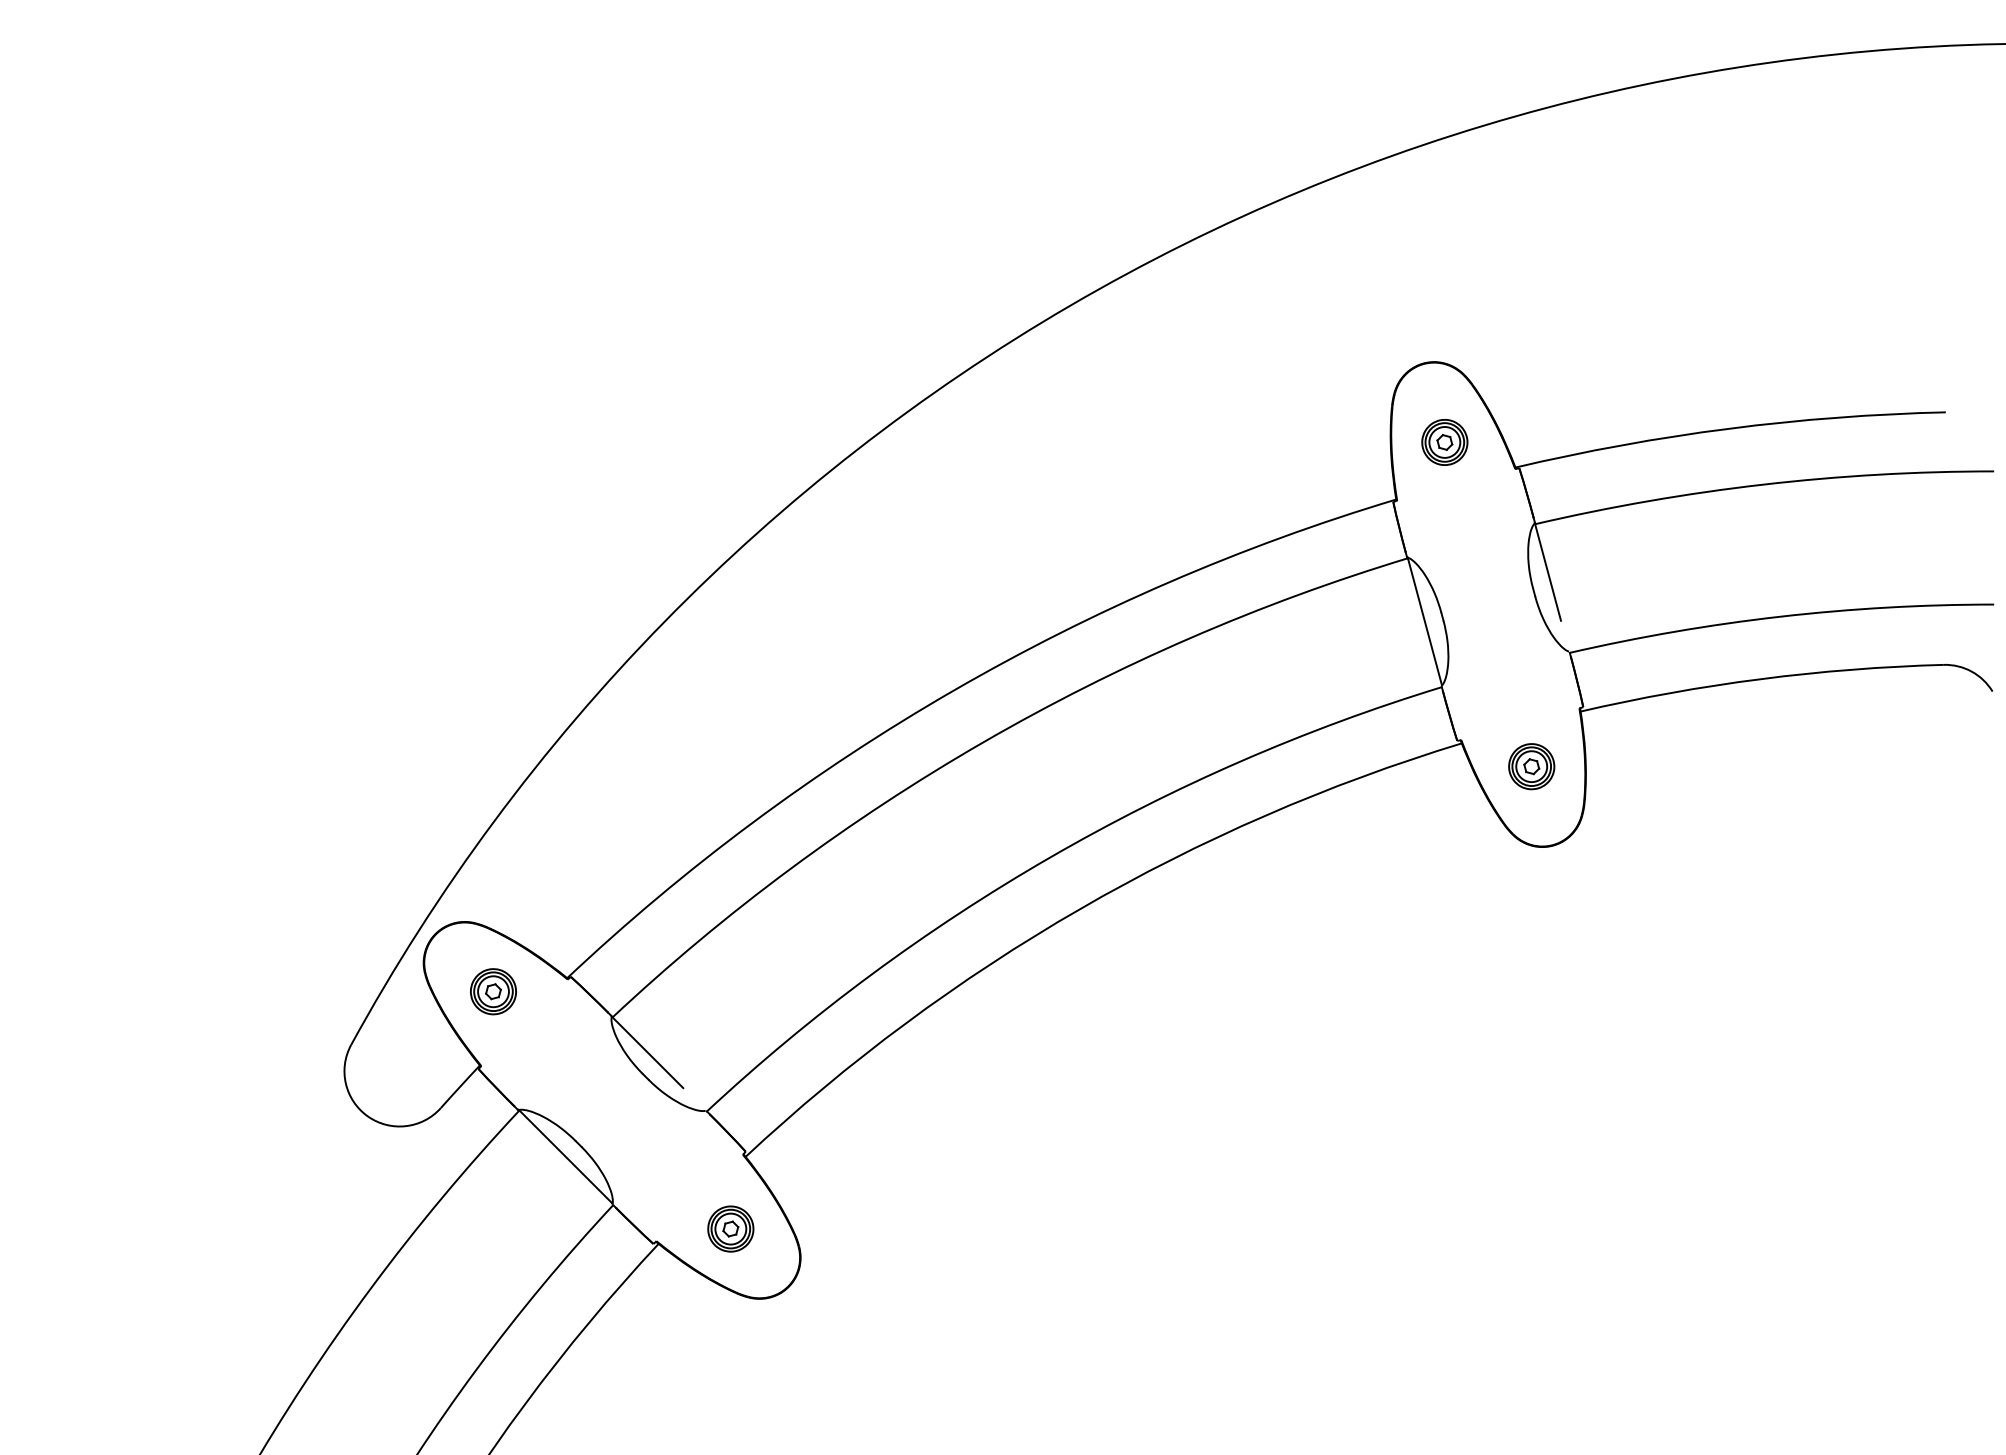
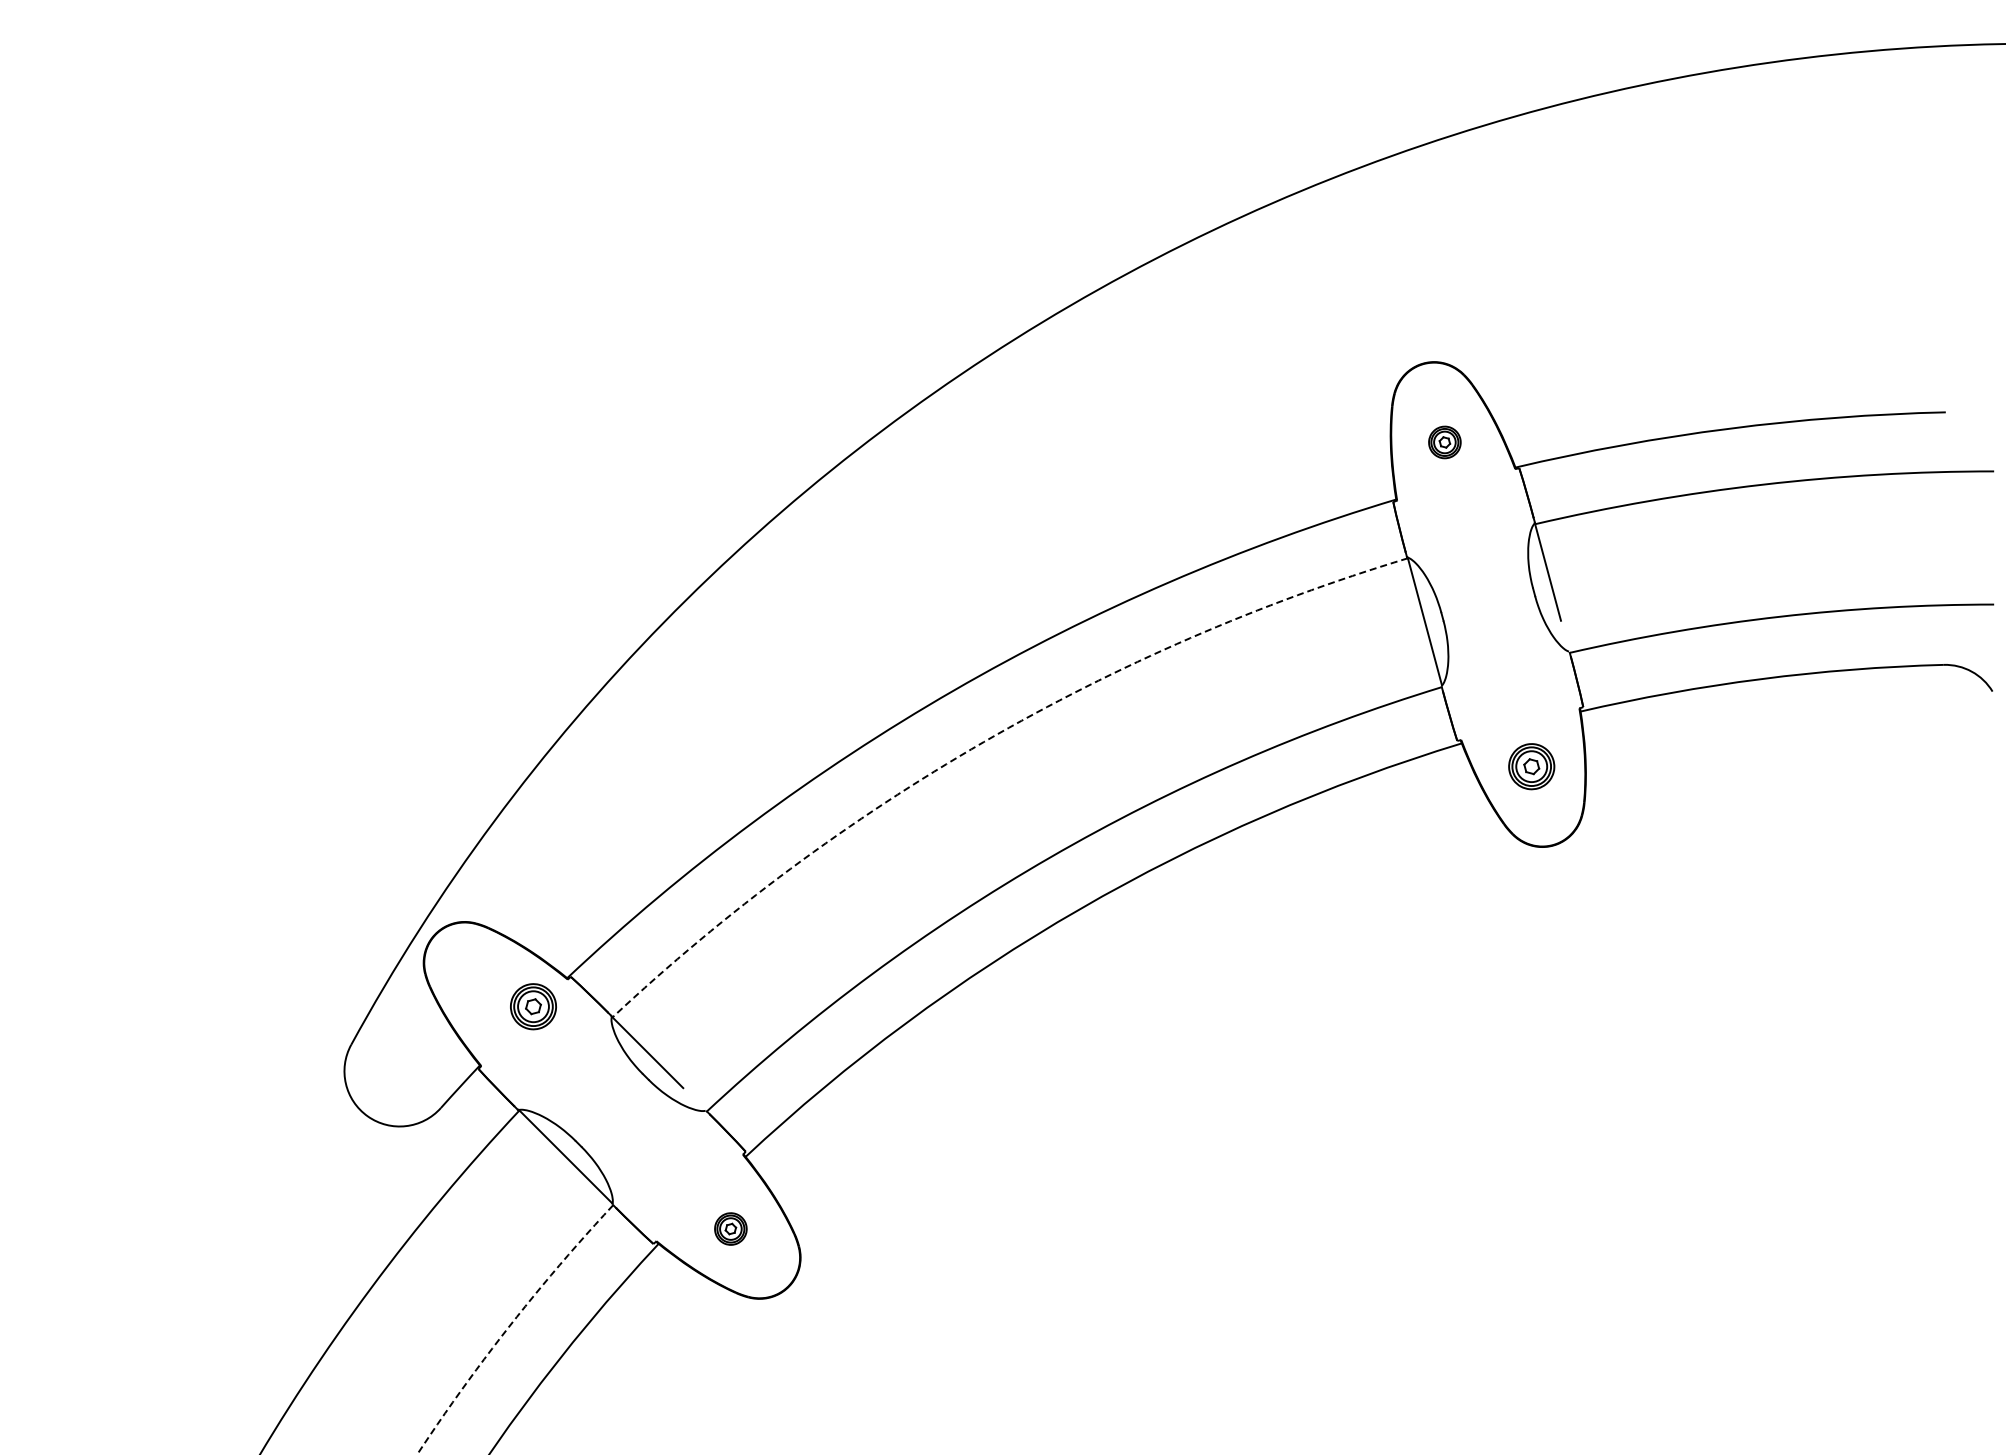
part size: 48x47 px -> 34x35 px (1444, 442)
arc: solid -> dashed (983, 742)
part position: (493, 991) -> (533, 1006) (533, 1006)
part size: 48x48 px -> 34x34 px (730, 1228)
arc: solid -> dashed (509, 1326)
